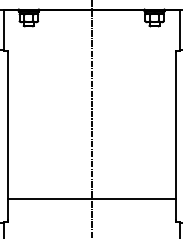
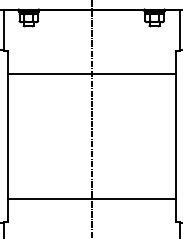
line: none -> present (91, 74)
